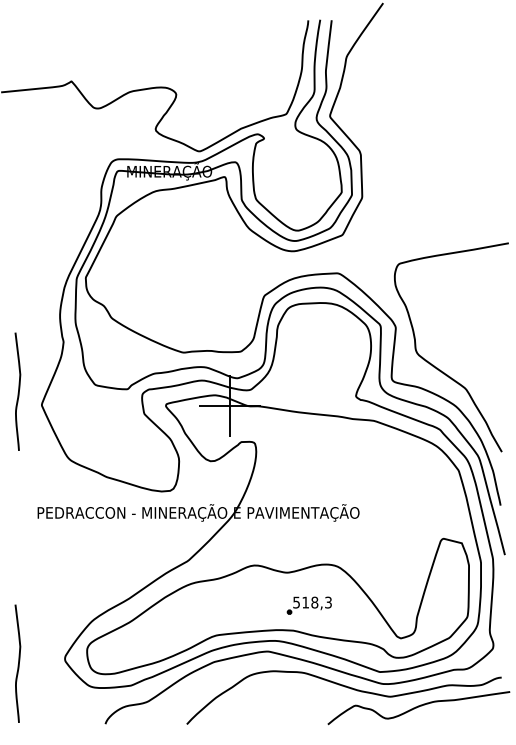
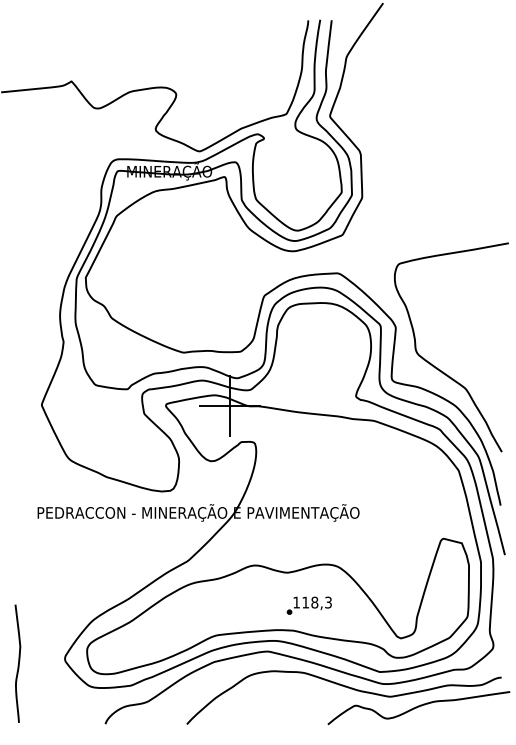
curve: present -> none (18, 391)
text: 518,3 -> 118,3 (296, 602)
